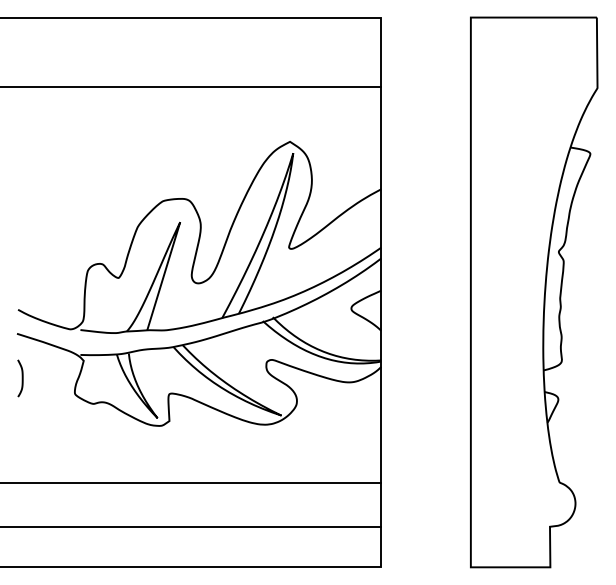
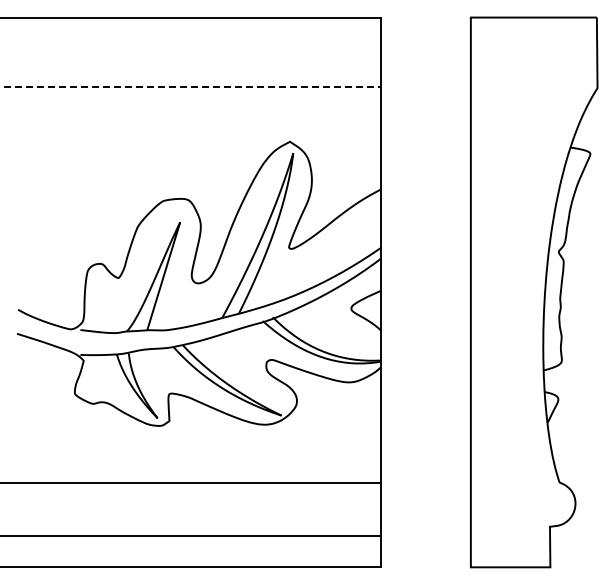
line: solid -> dashed (191, 87)
curve: present -> none (21, 378)
line position: (191, 527) -> (191, 536) (191, 536)
